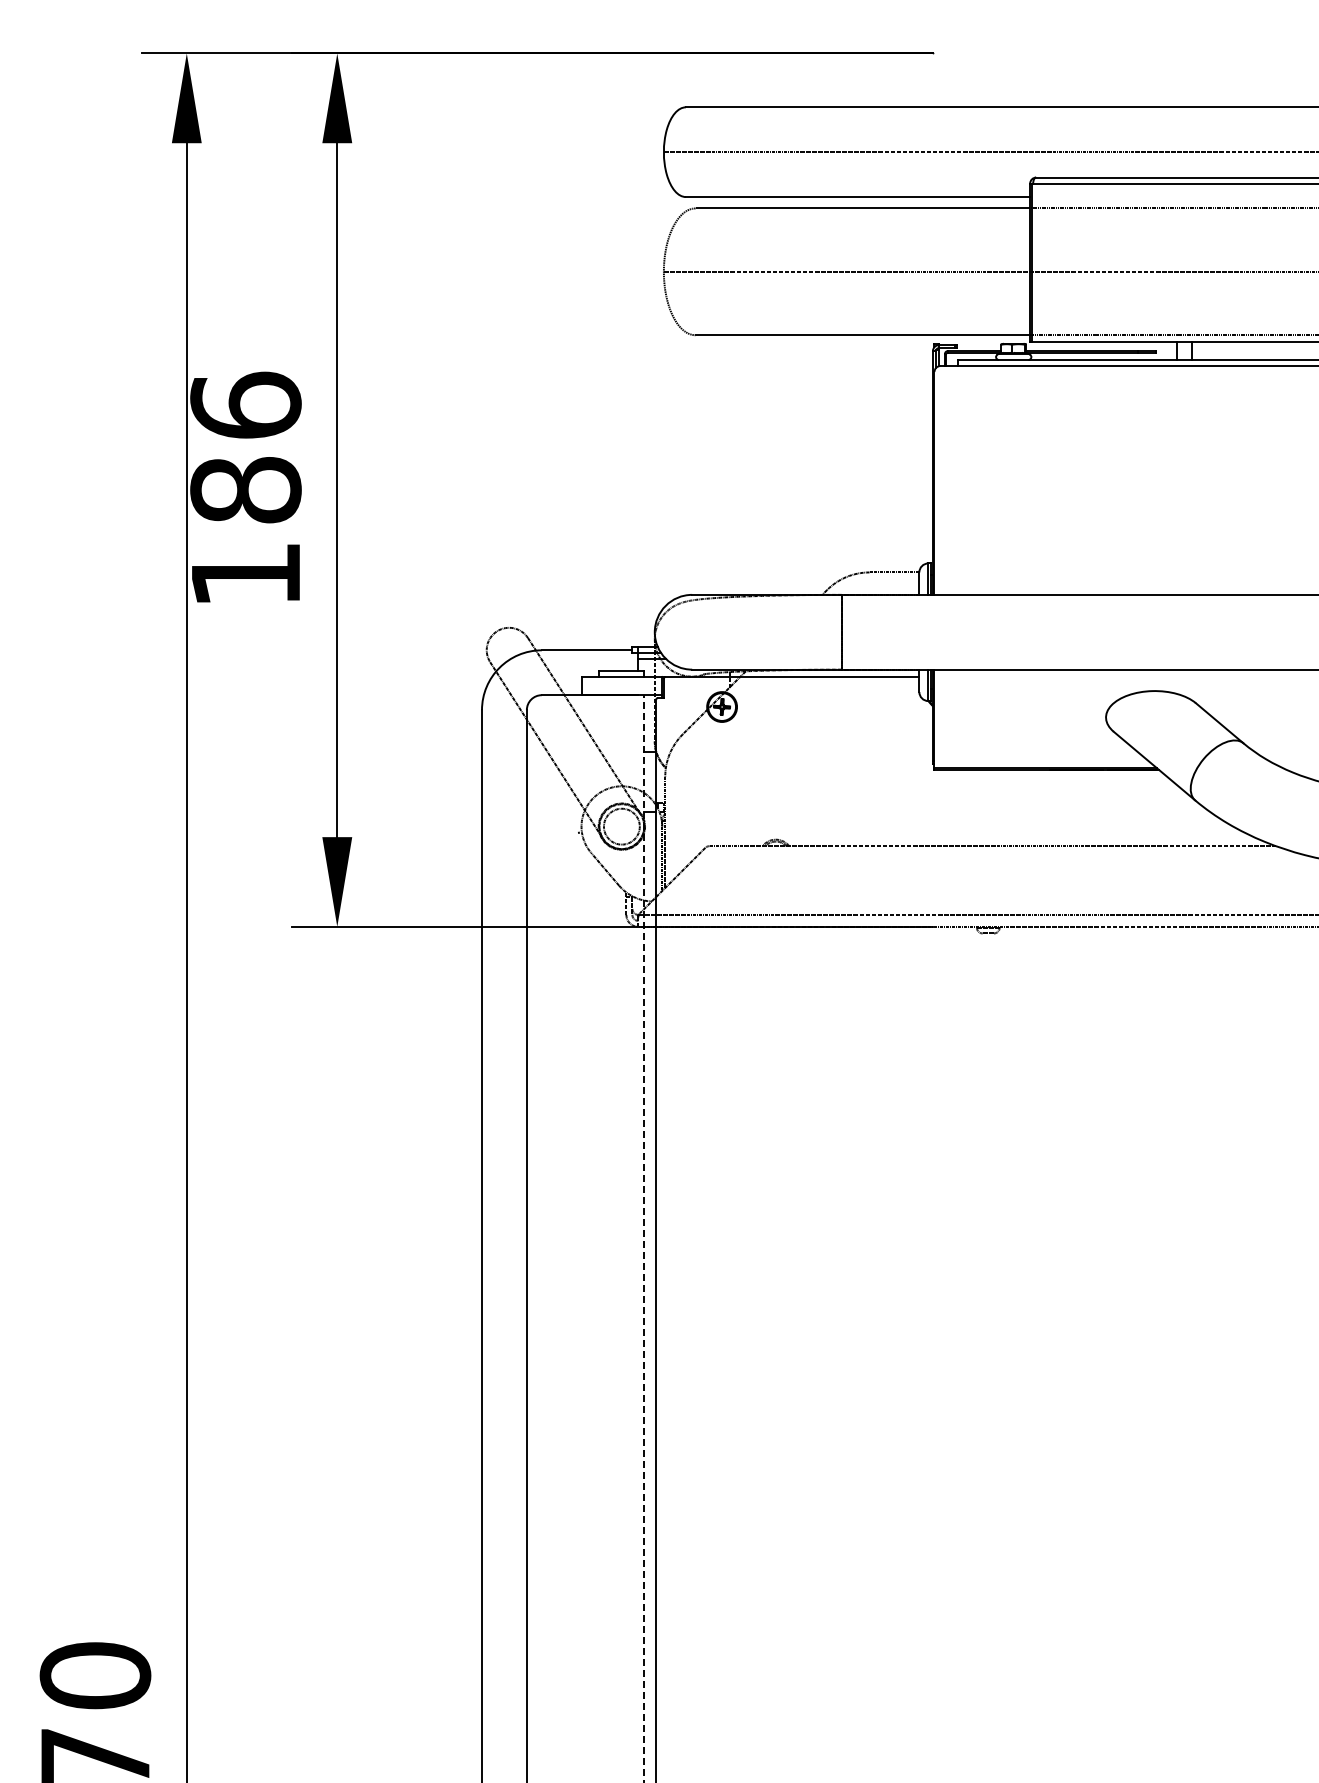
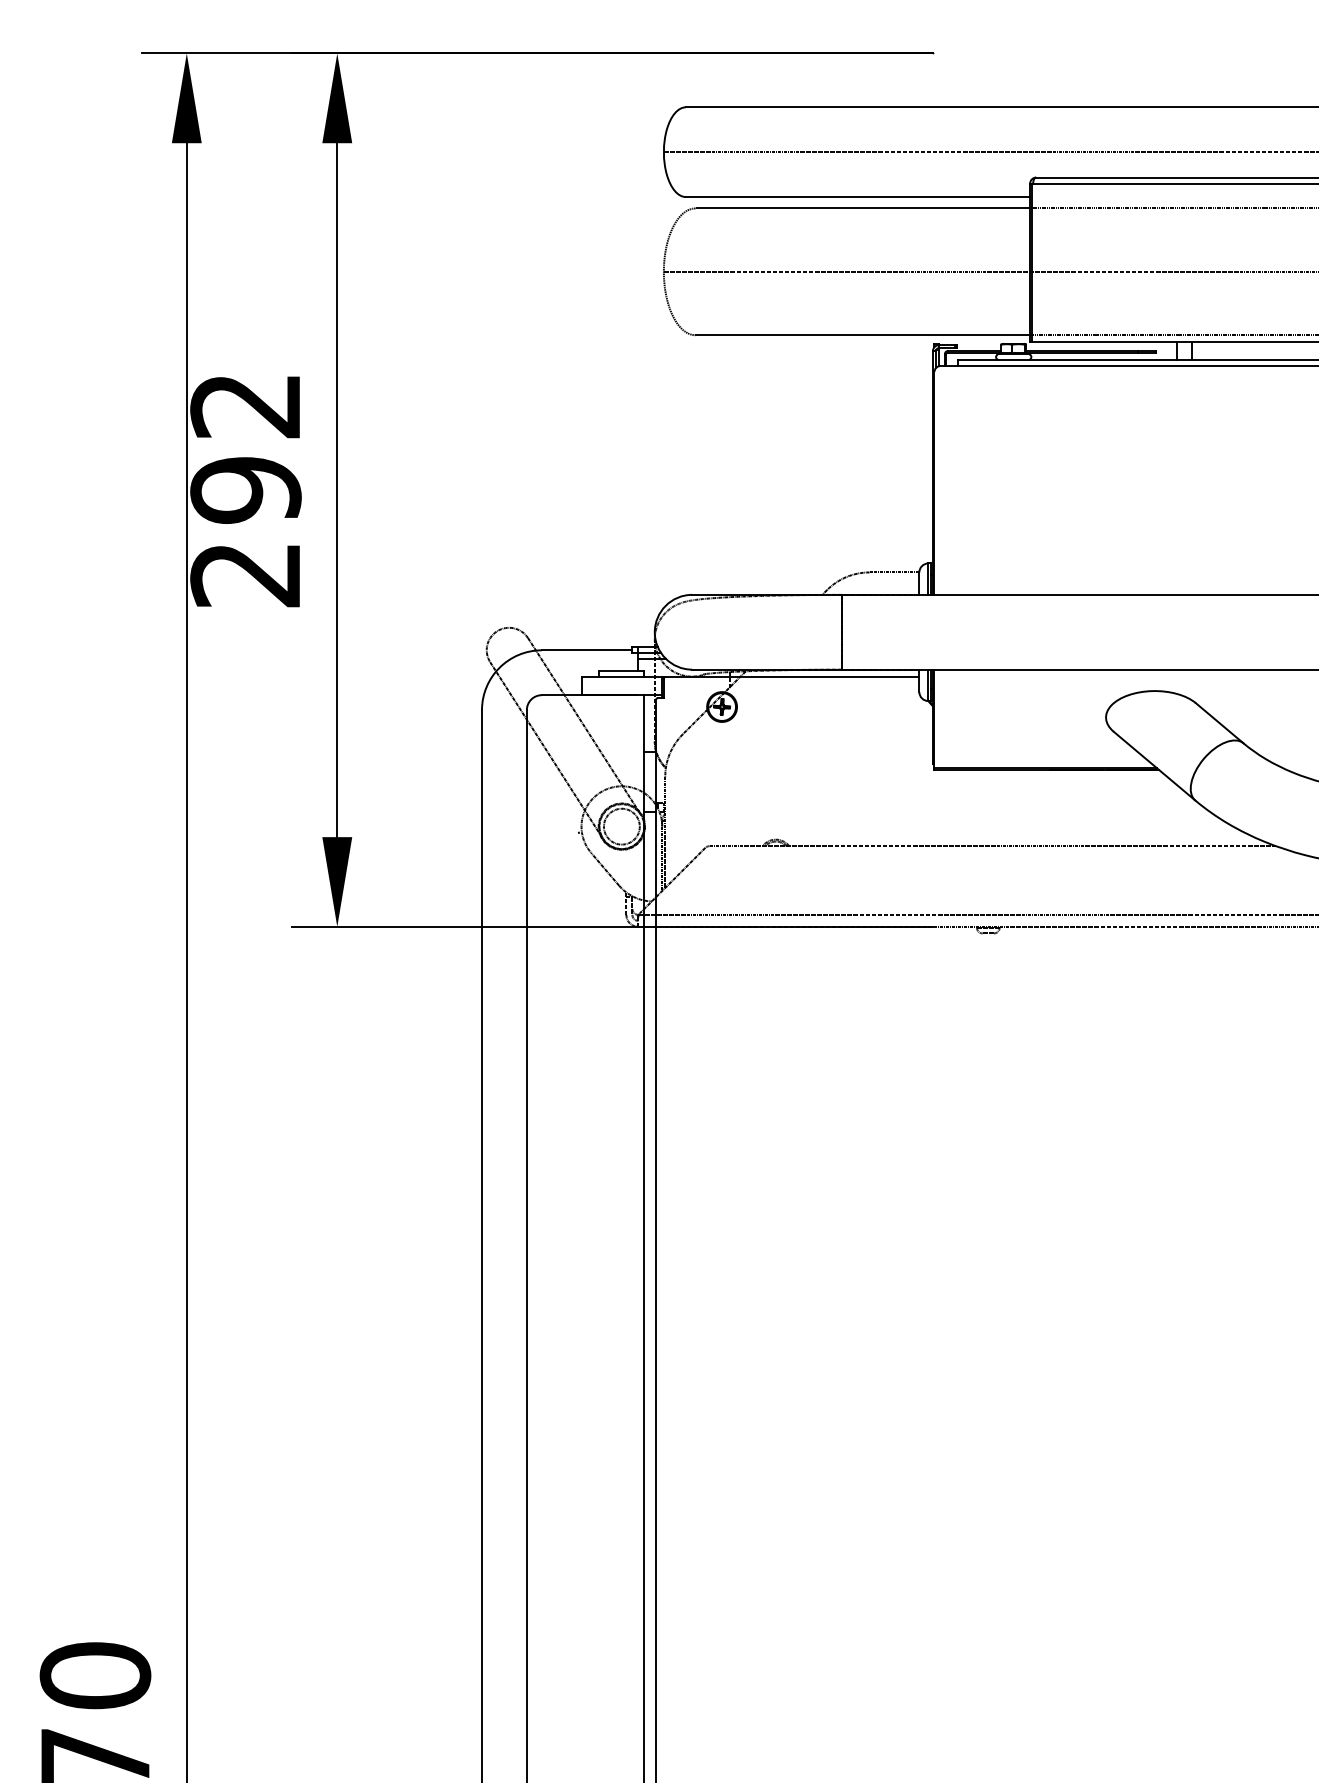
text: 186 -> 292 (245, 489)
line: dashed -> solid (644, 1238)
